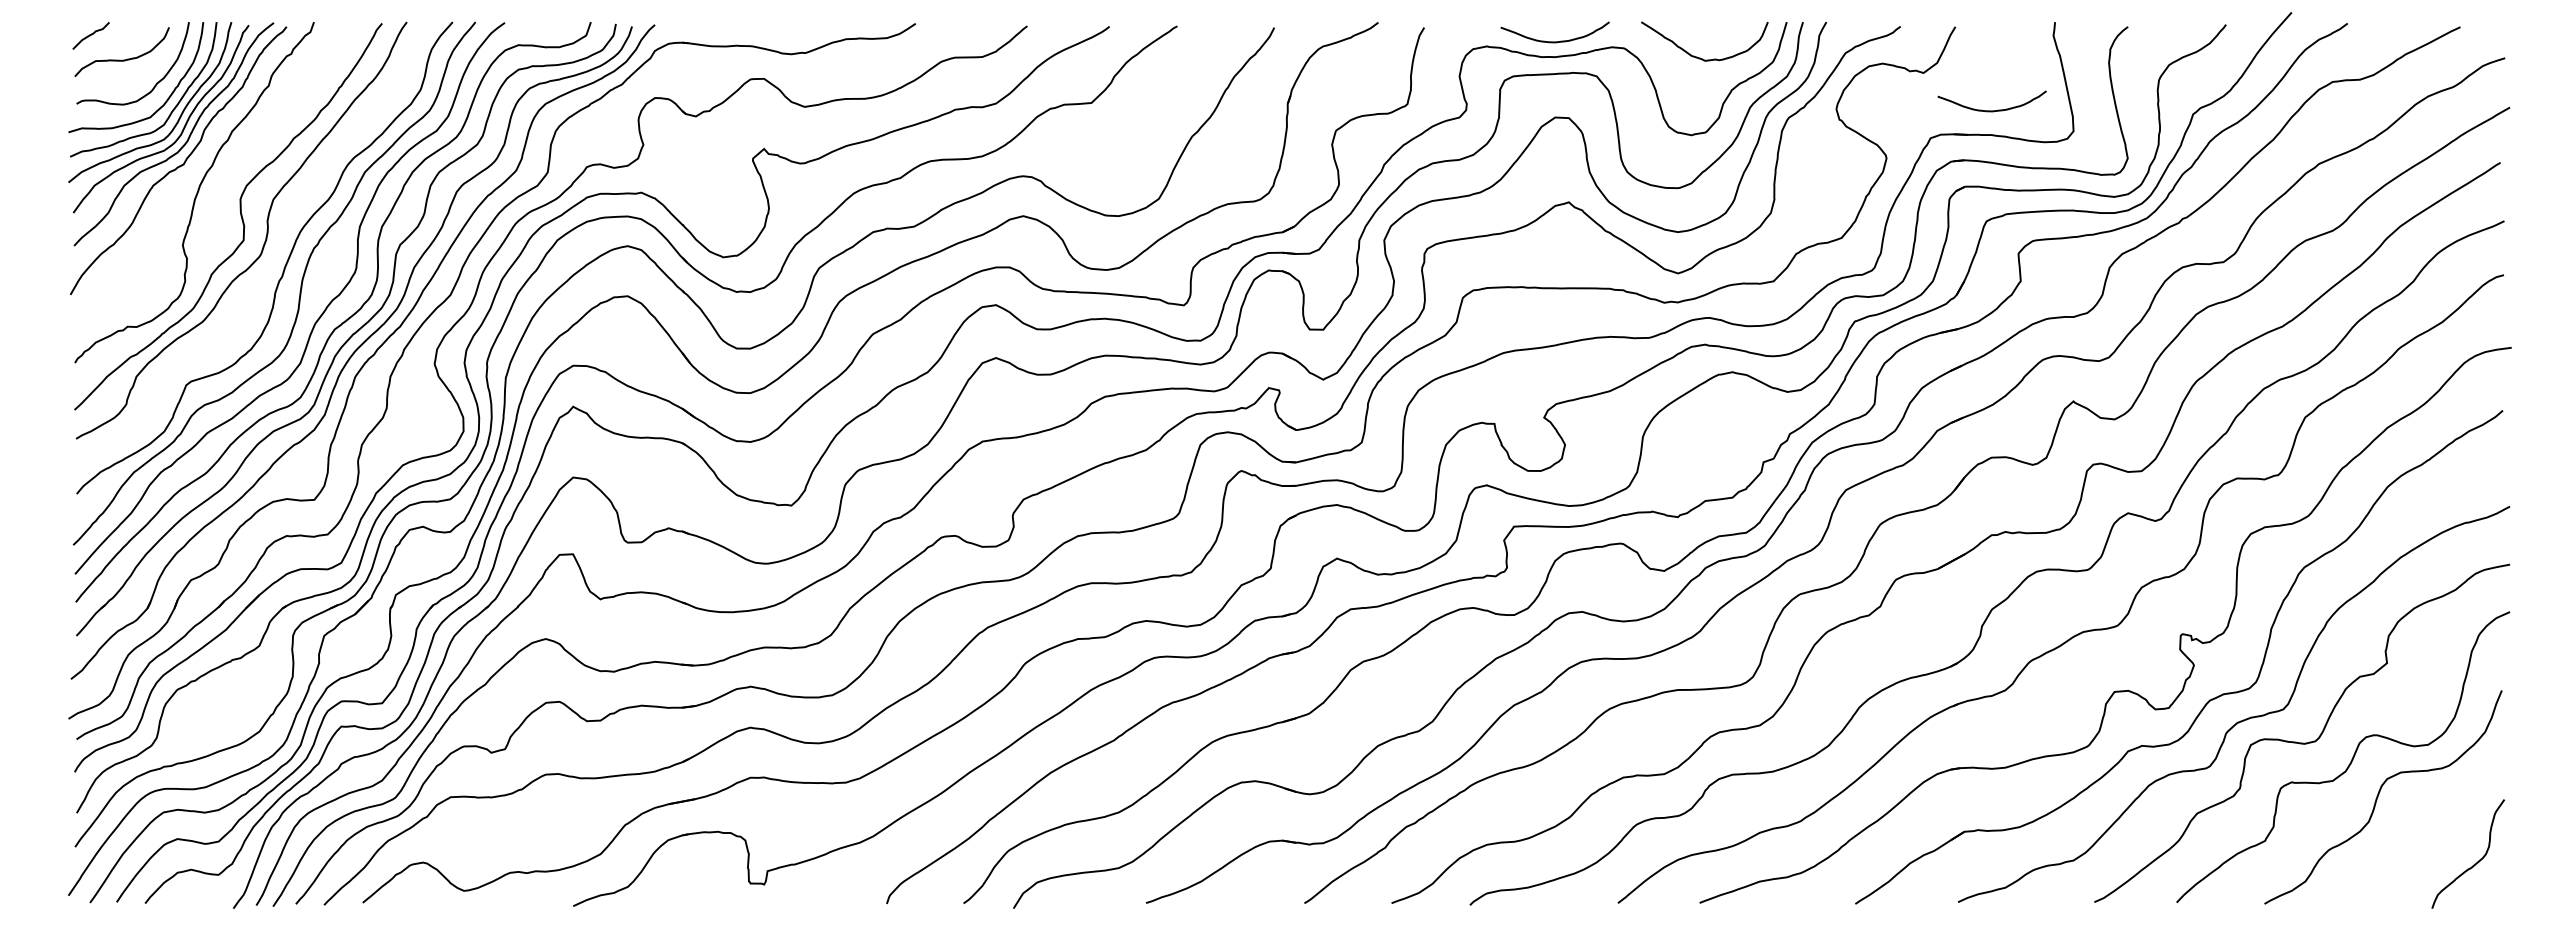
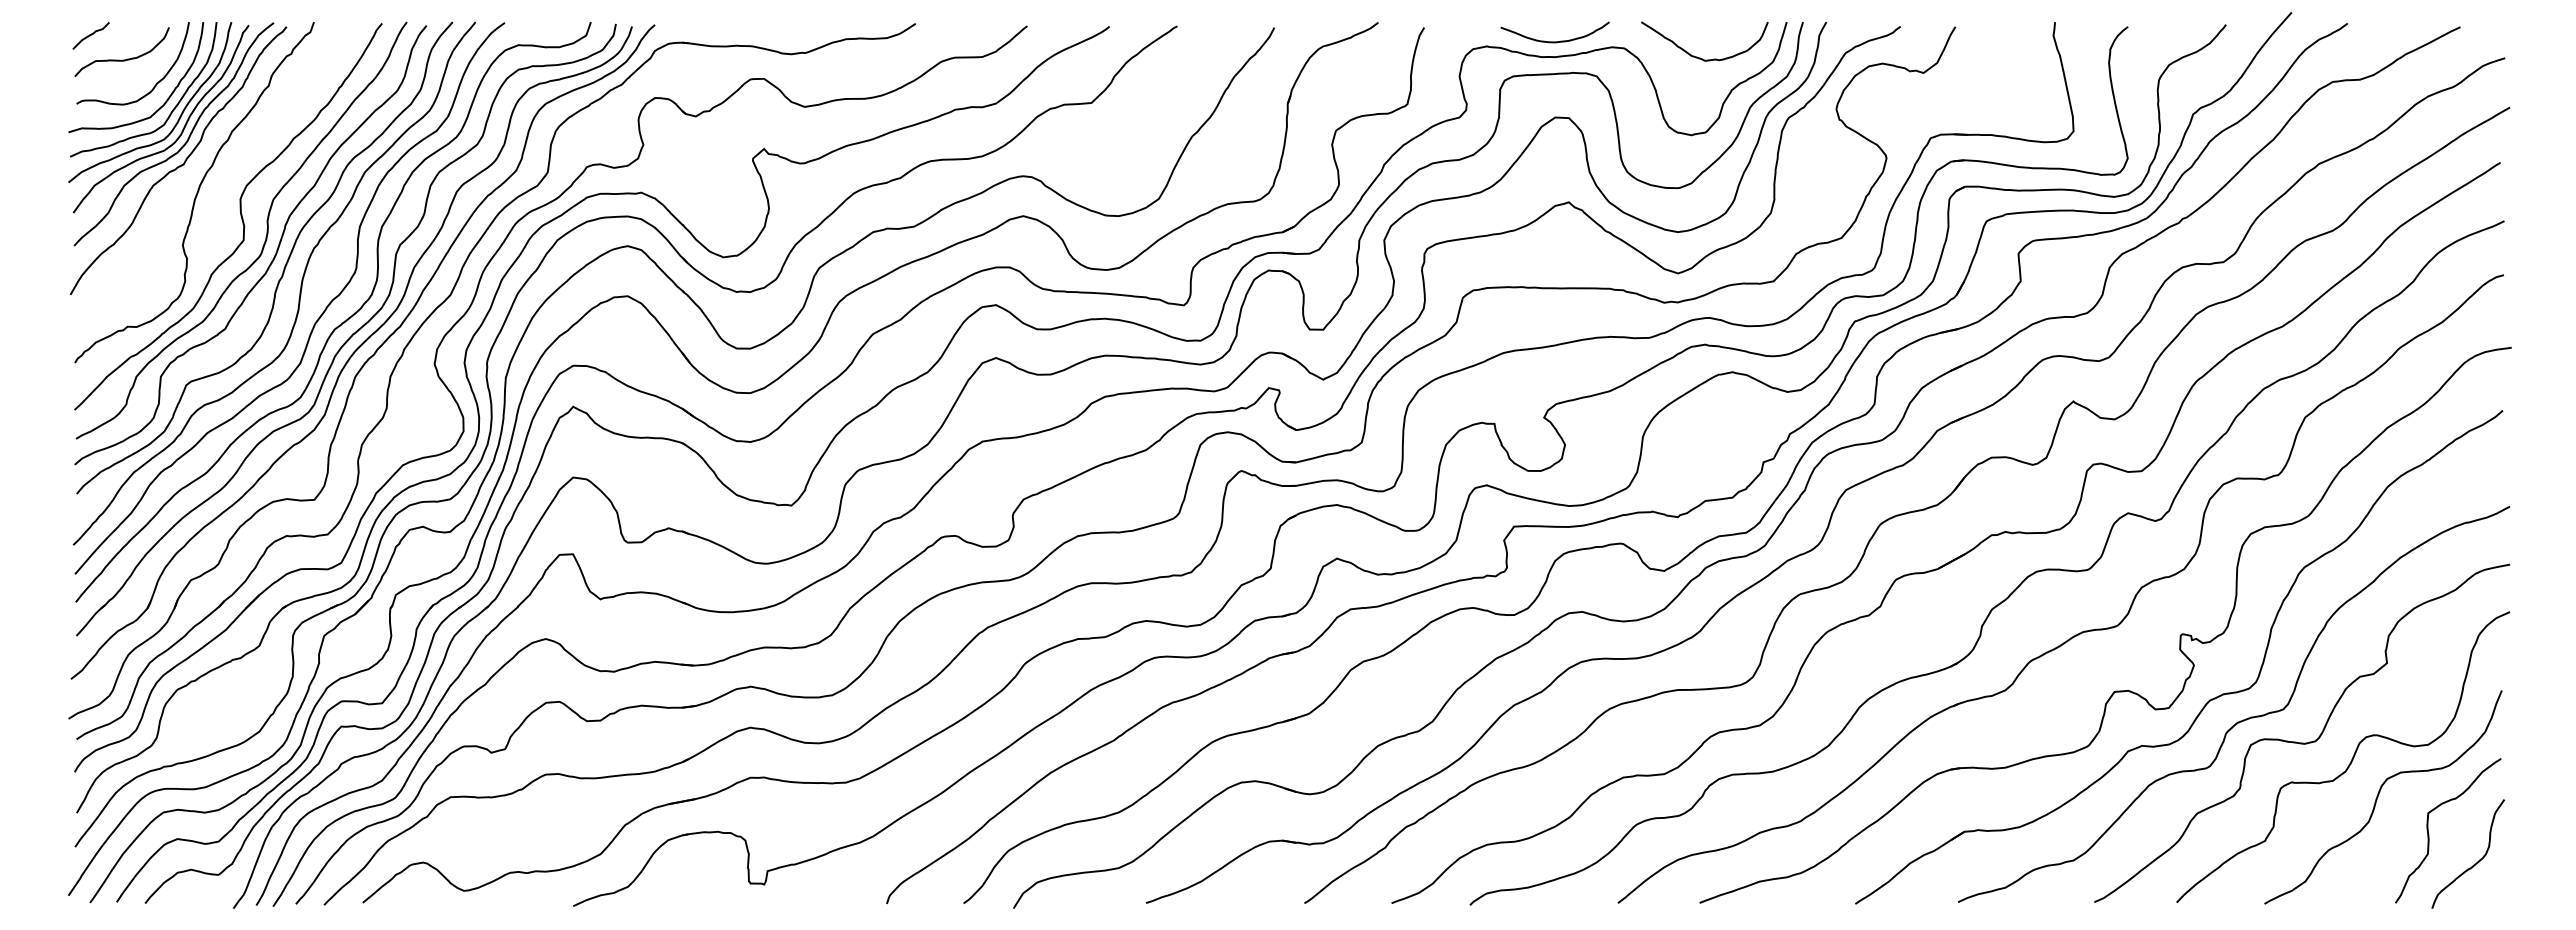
curve: present -> none (1991, 110)
curve: none -> present (273, 257)
curve: none -> present (2429, 834)
